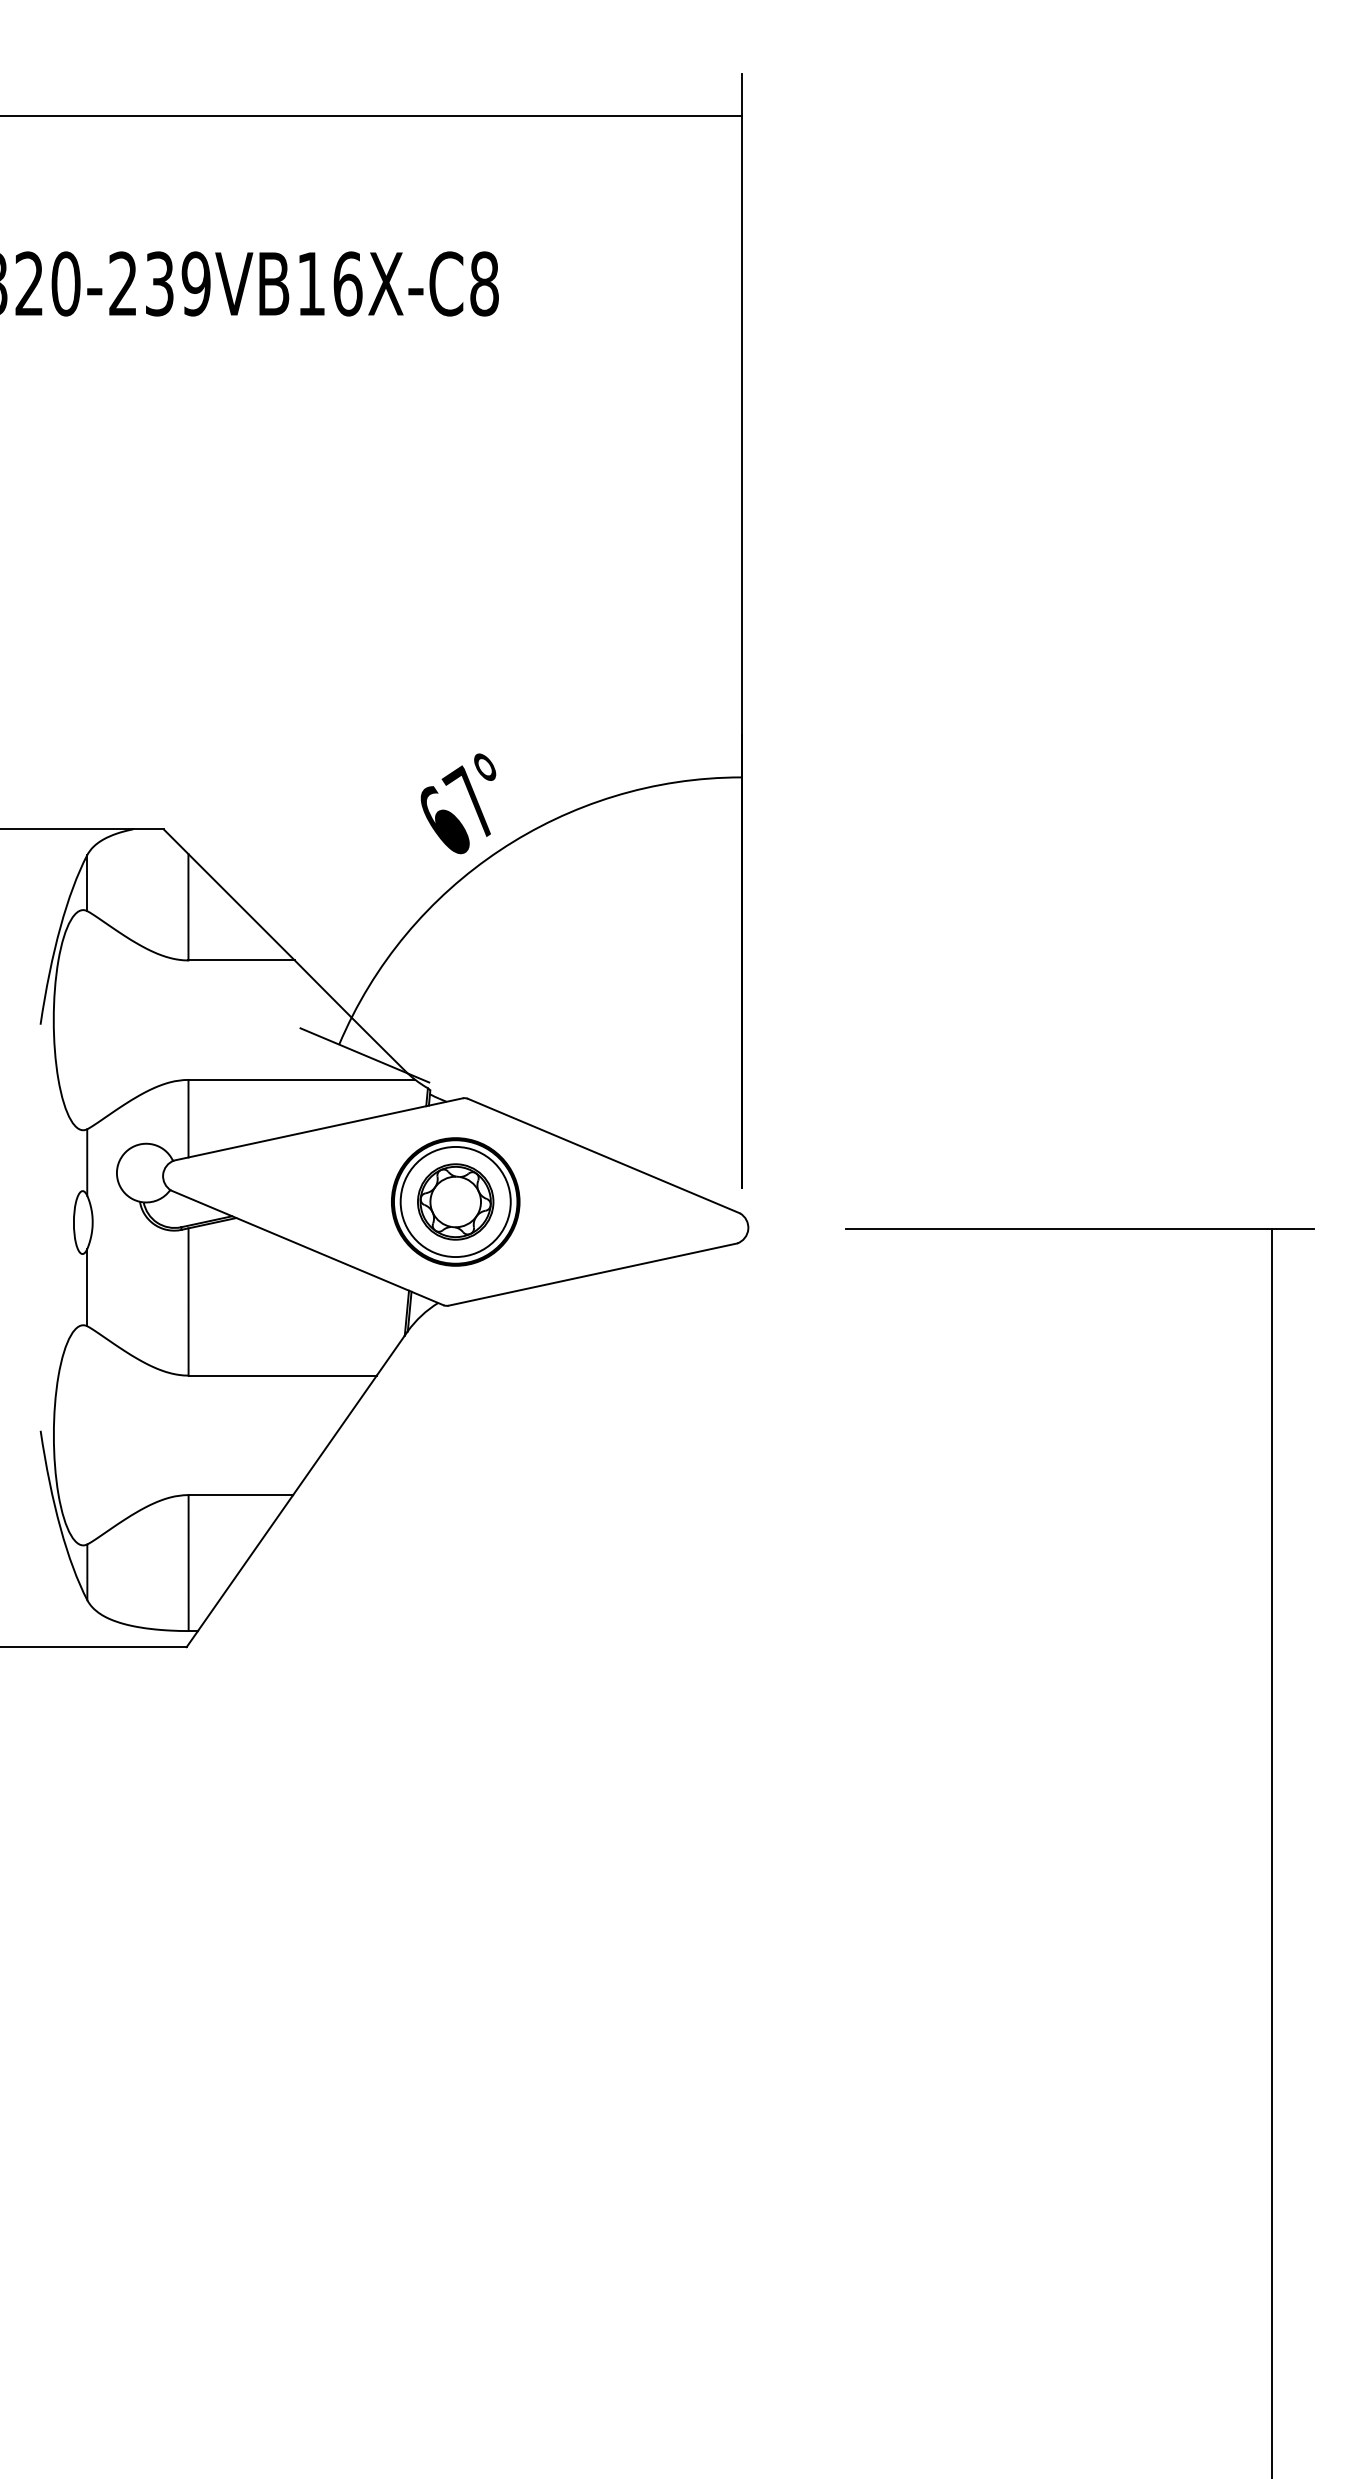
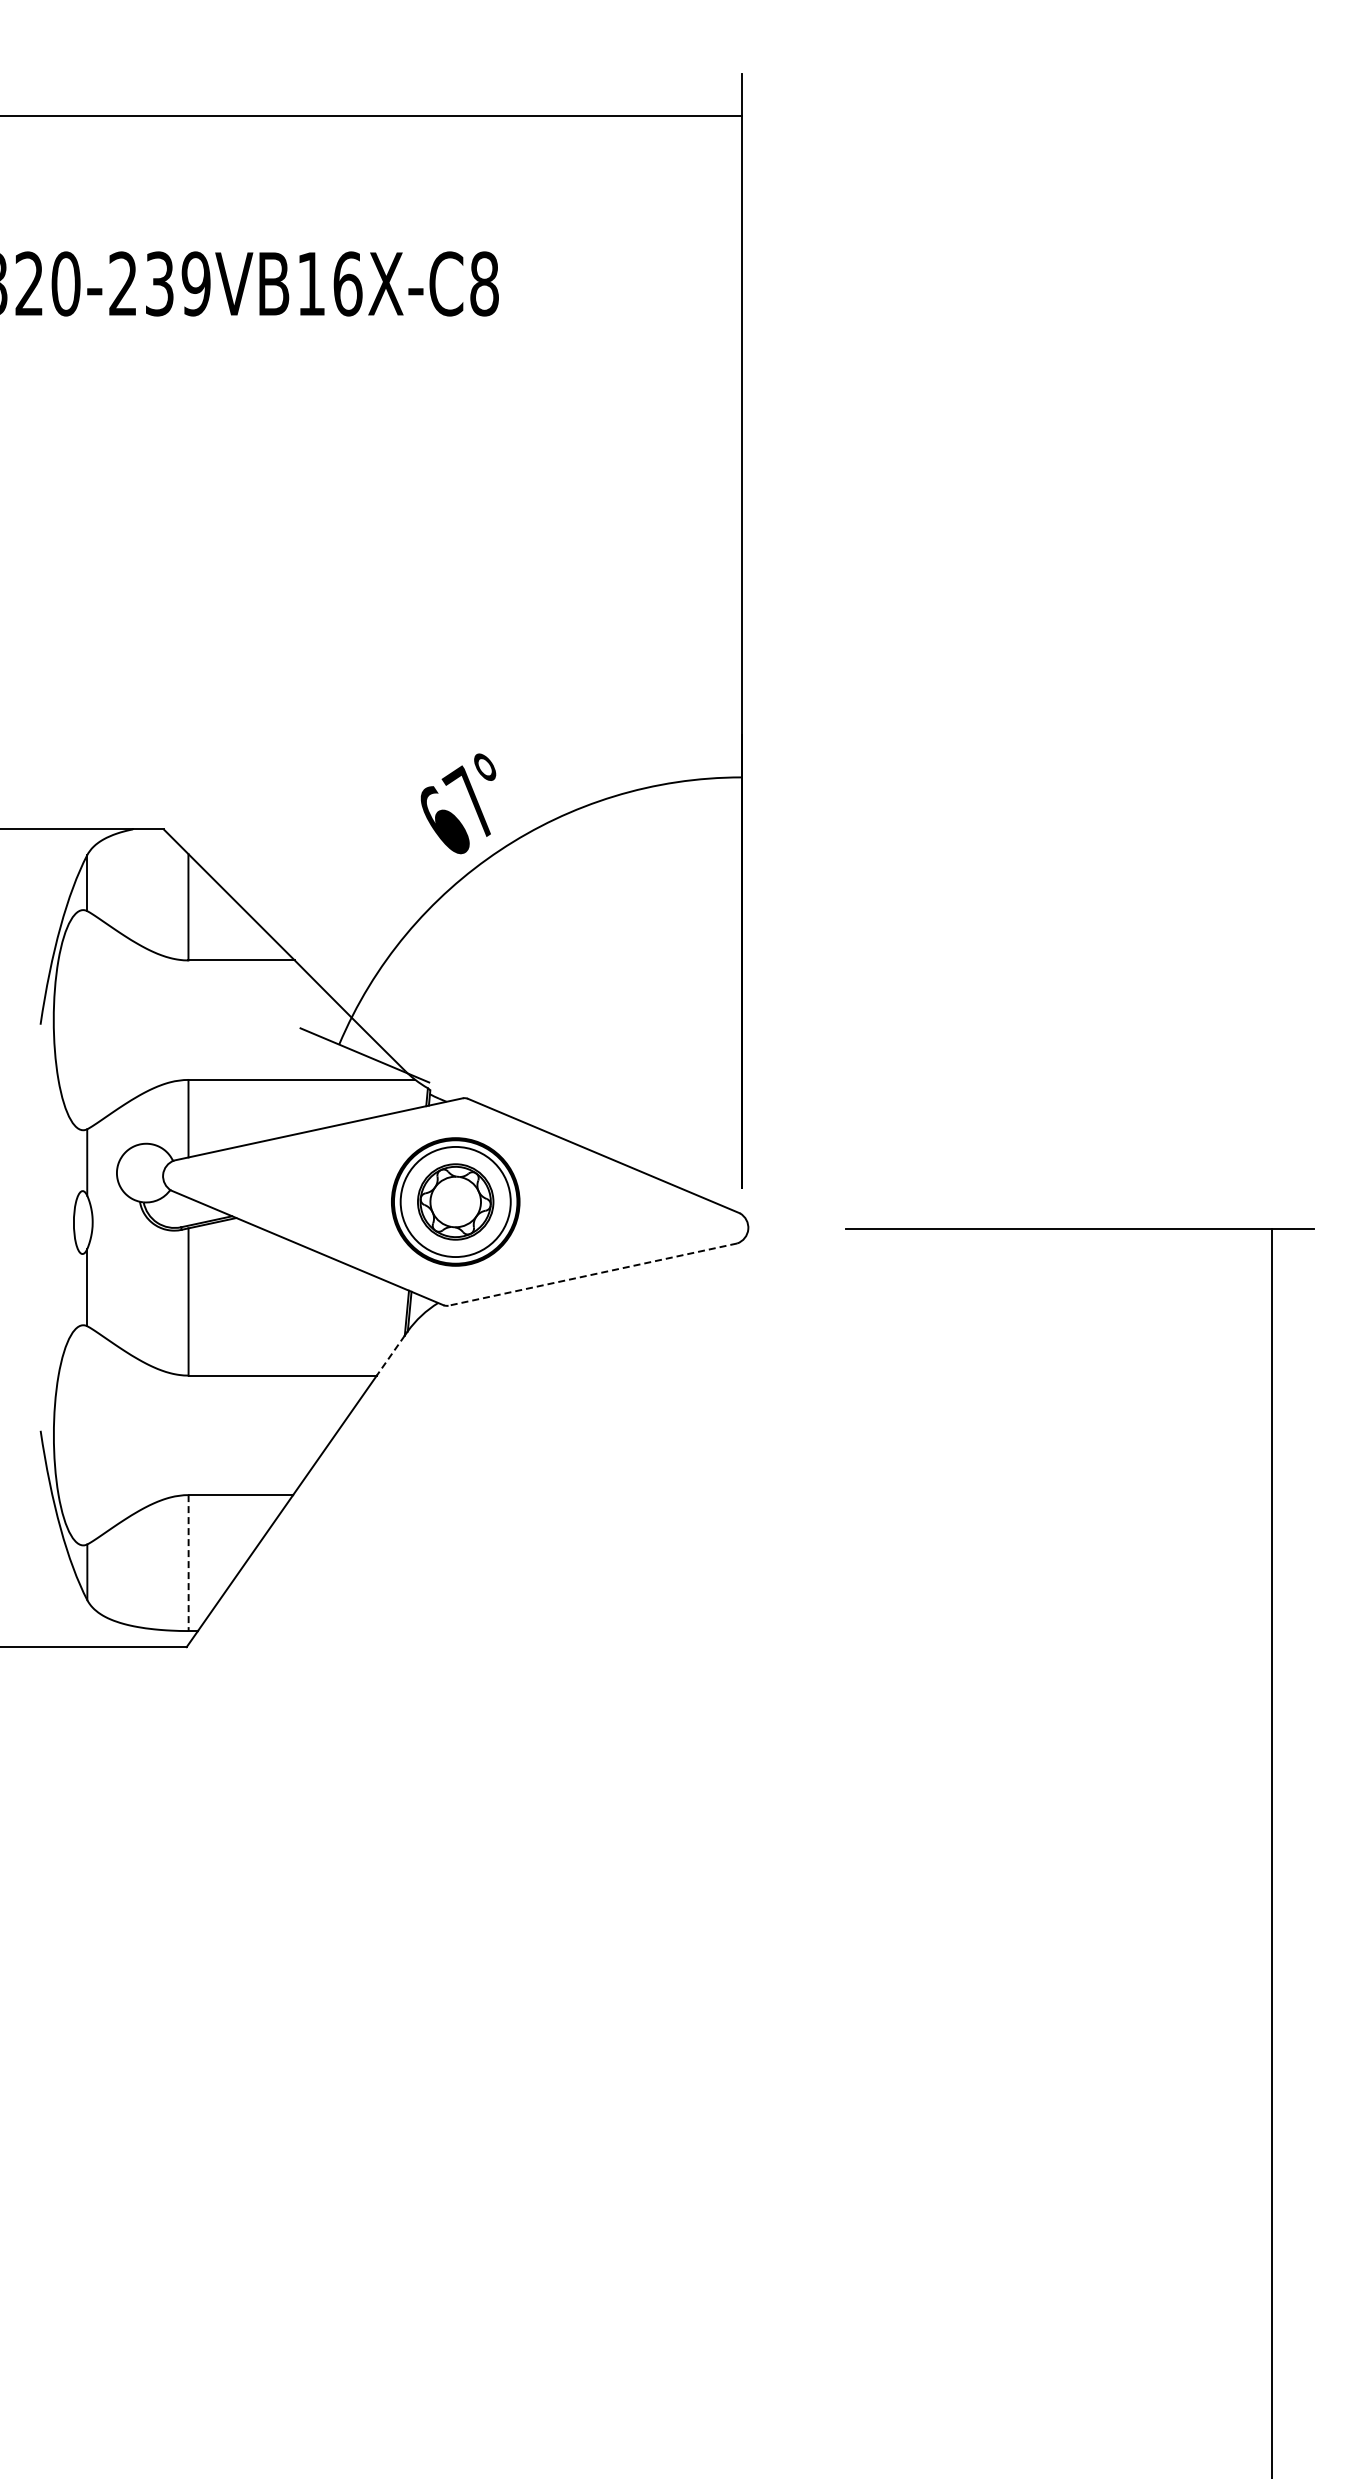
line: solid -> dashed (592, 1274)
line: solid -> dashed (390, 1356)
line: solid -> dashed (188, 1563)
